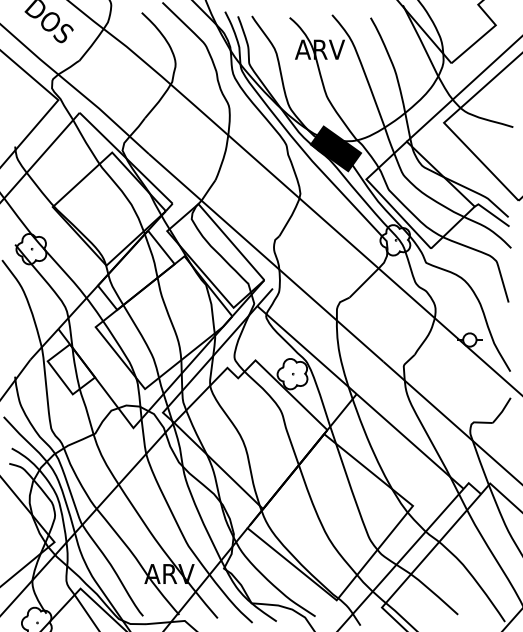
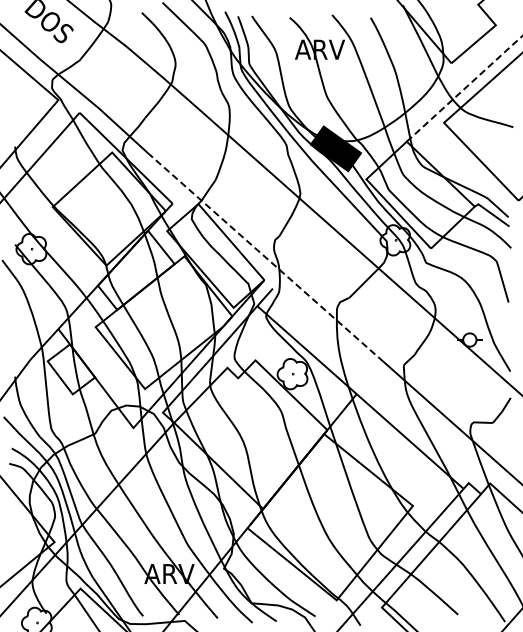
line: solid -> dashed (464, 88)
line: solid -> dashed (265, 257)
